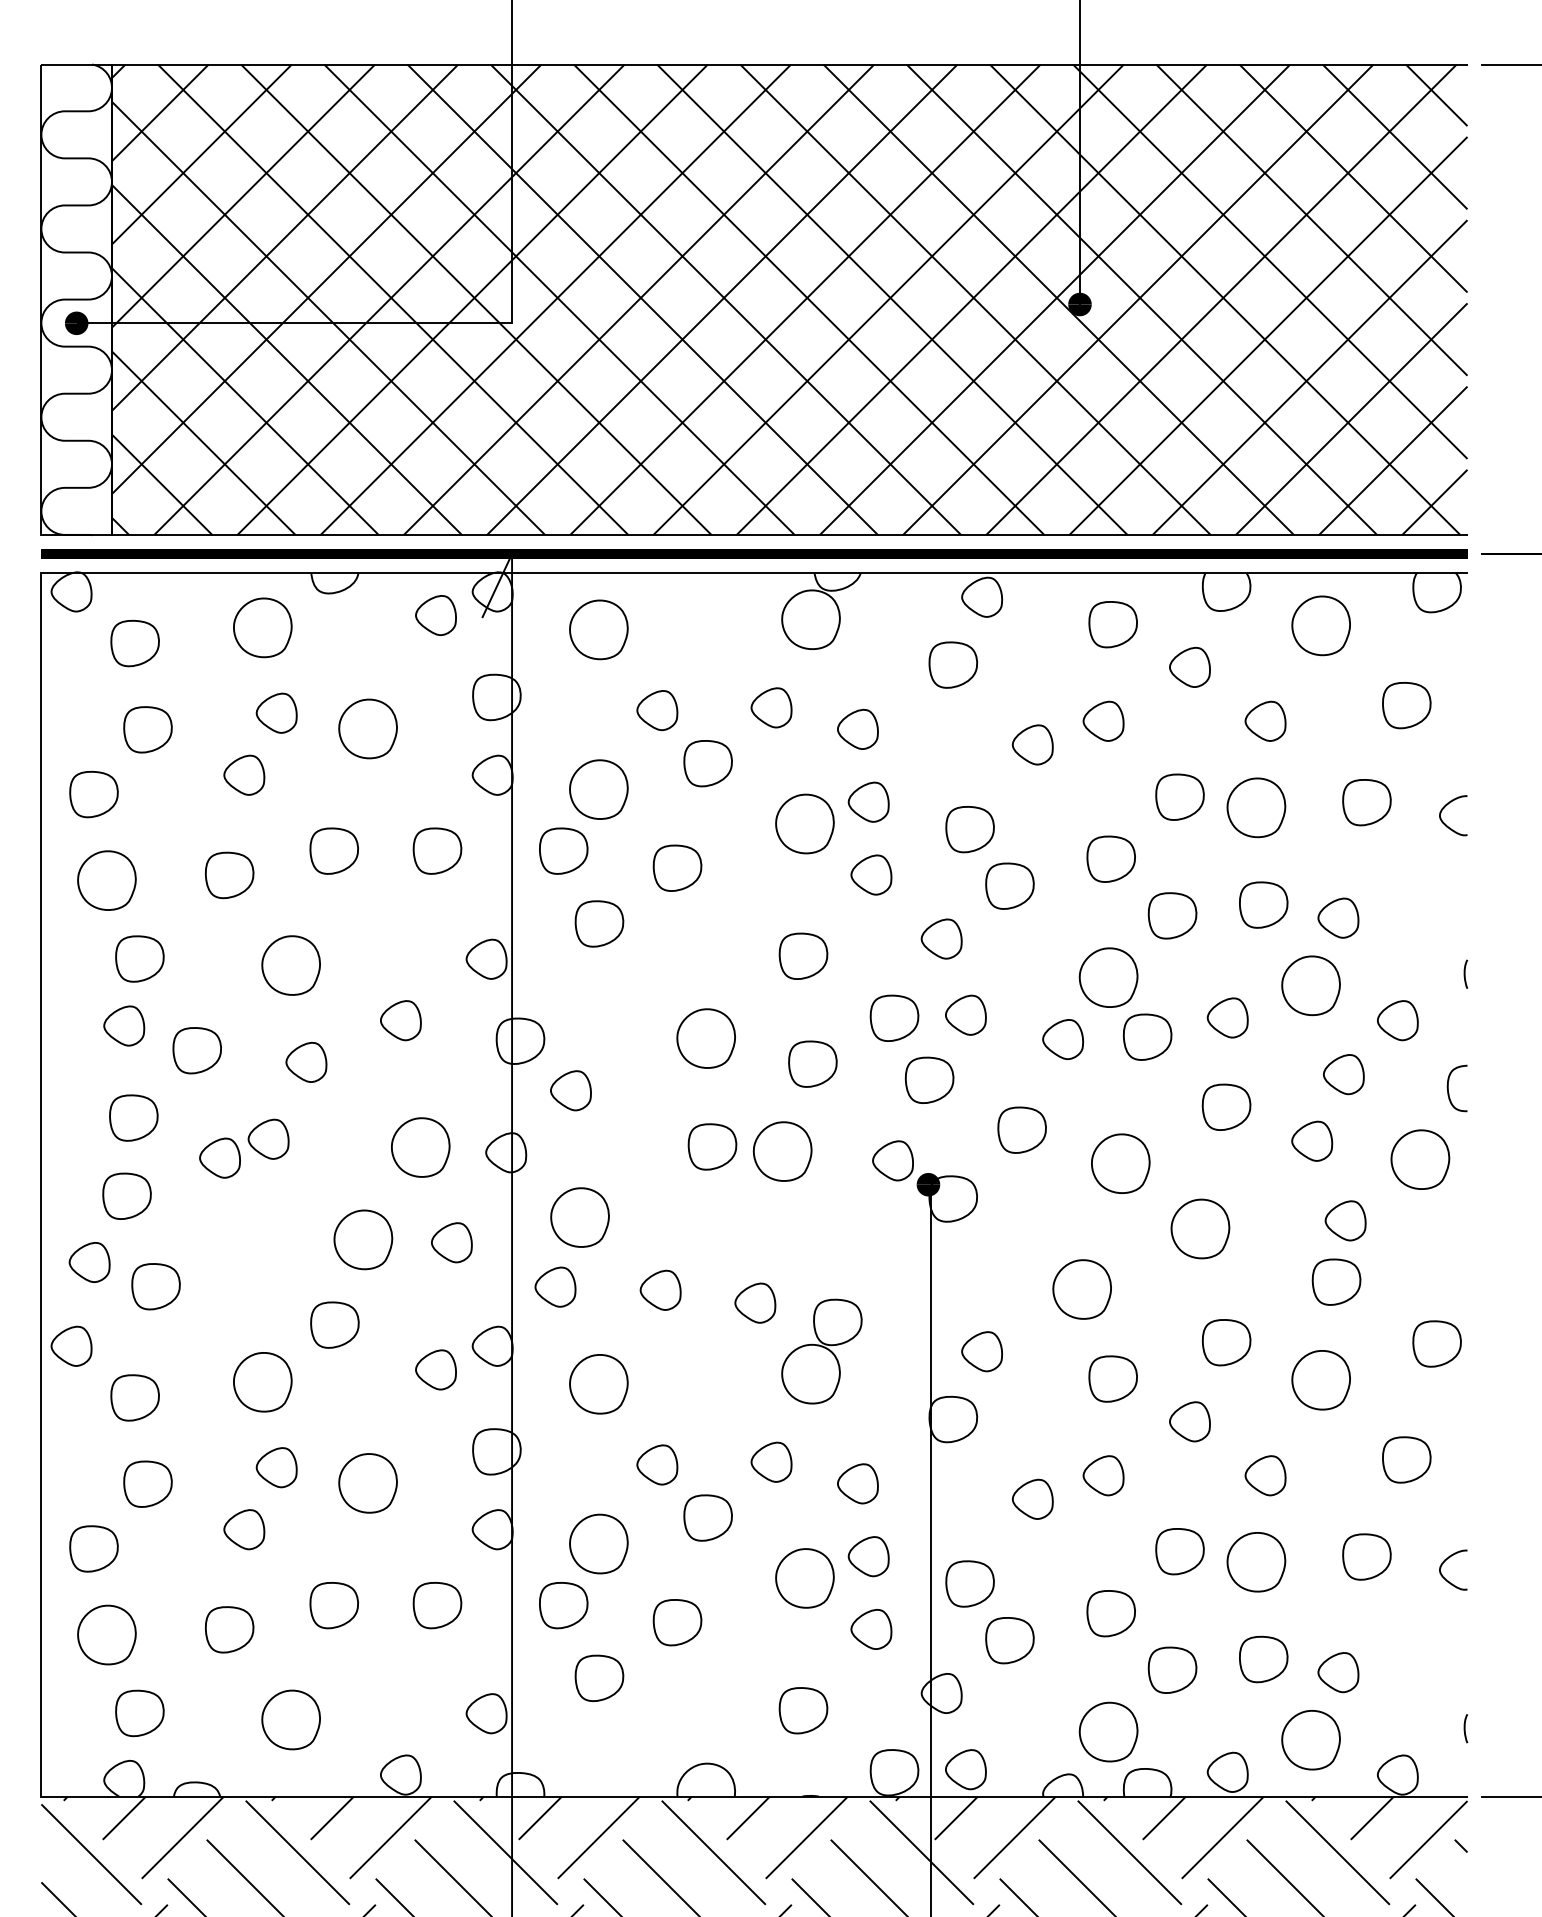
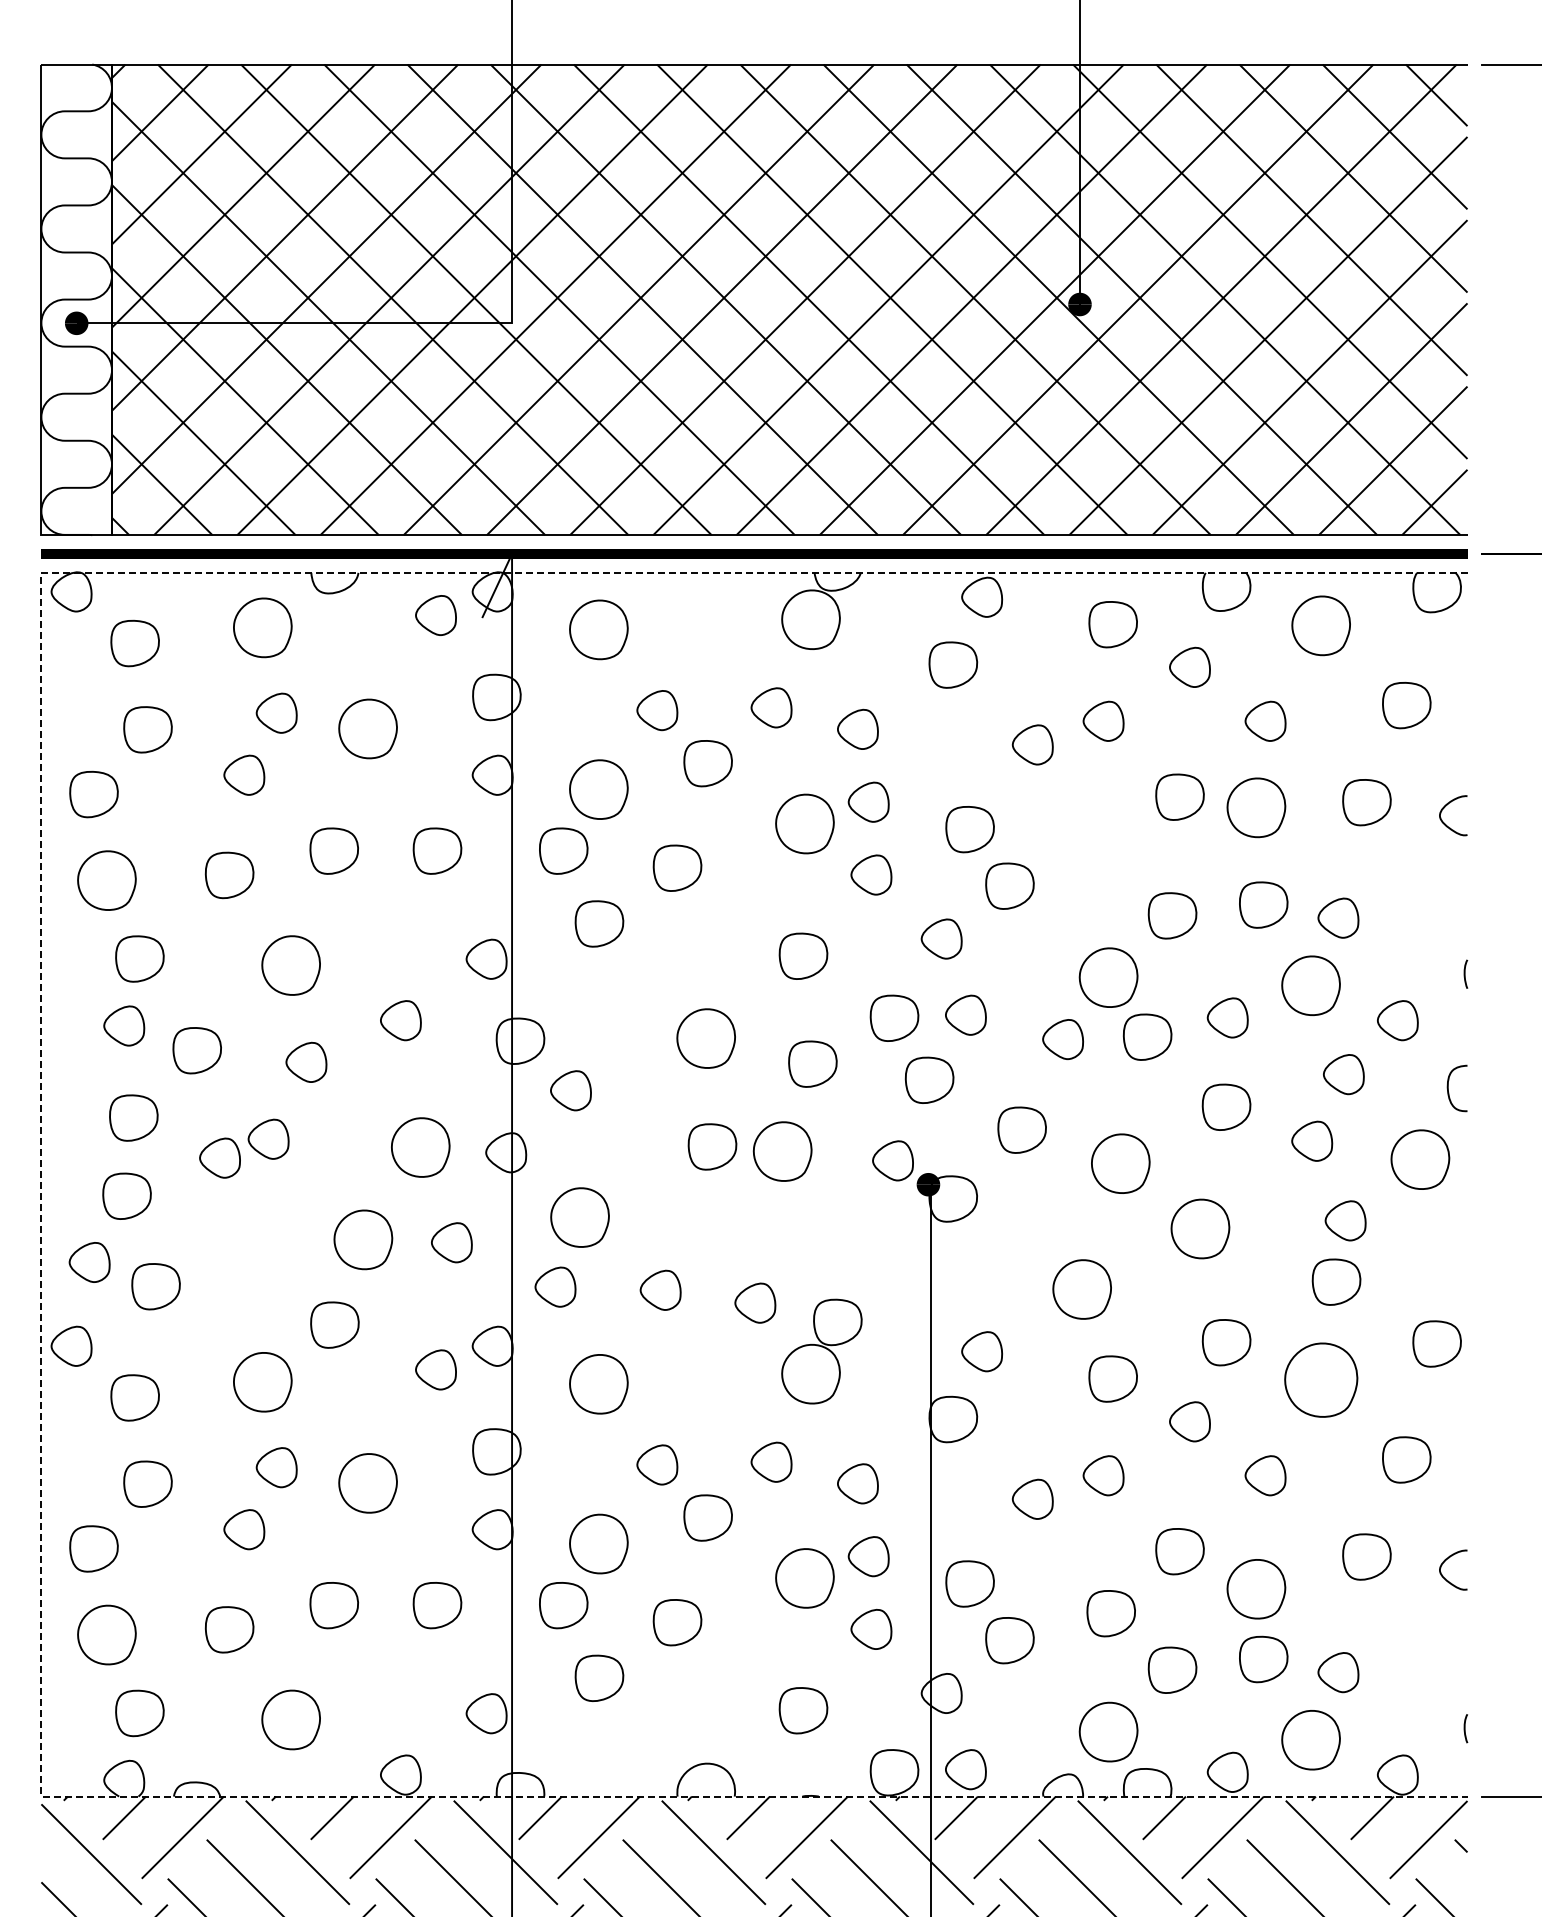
part: present -> none (1110, 858)
line: solid -> dashed (41, 1184)
part size: 60x61 px -> 75x76 px (1321, 1379)
part position: (1256, 1562) -> (1256, 1589) (1256, 1589)
